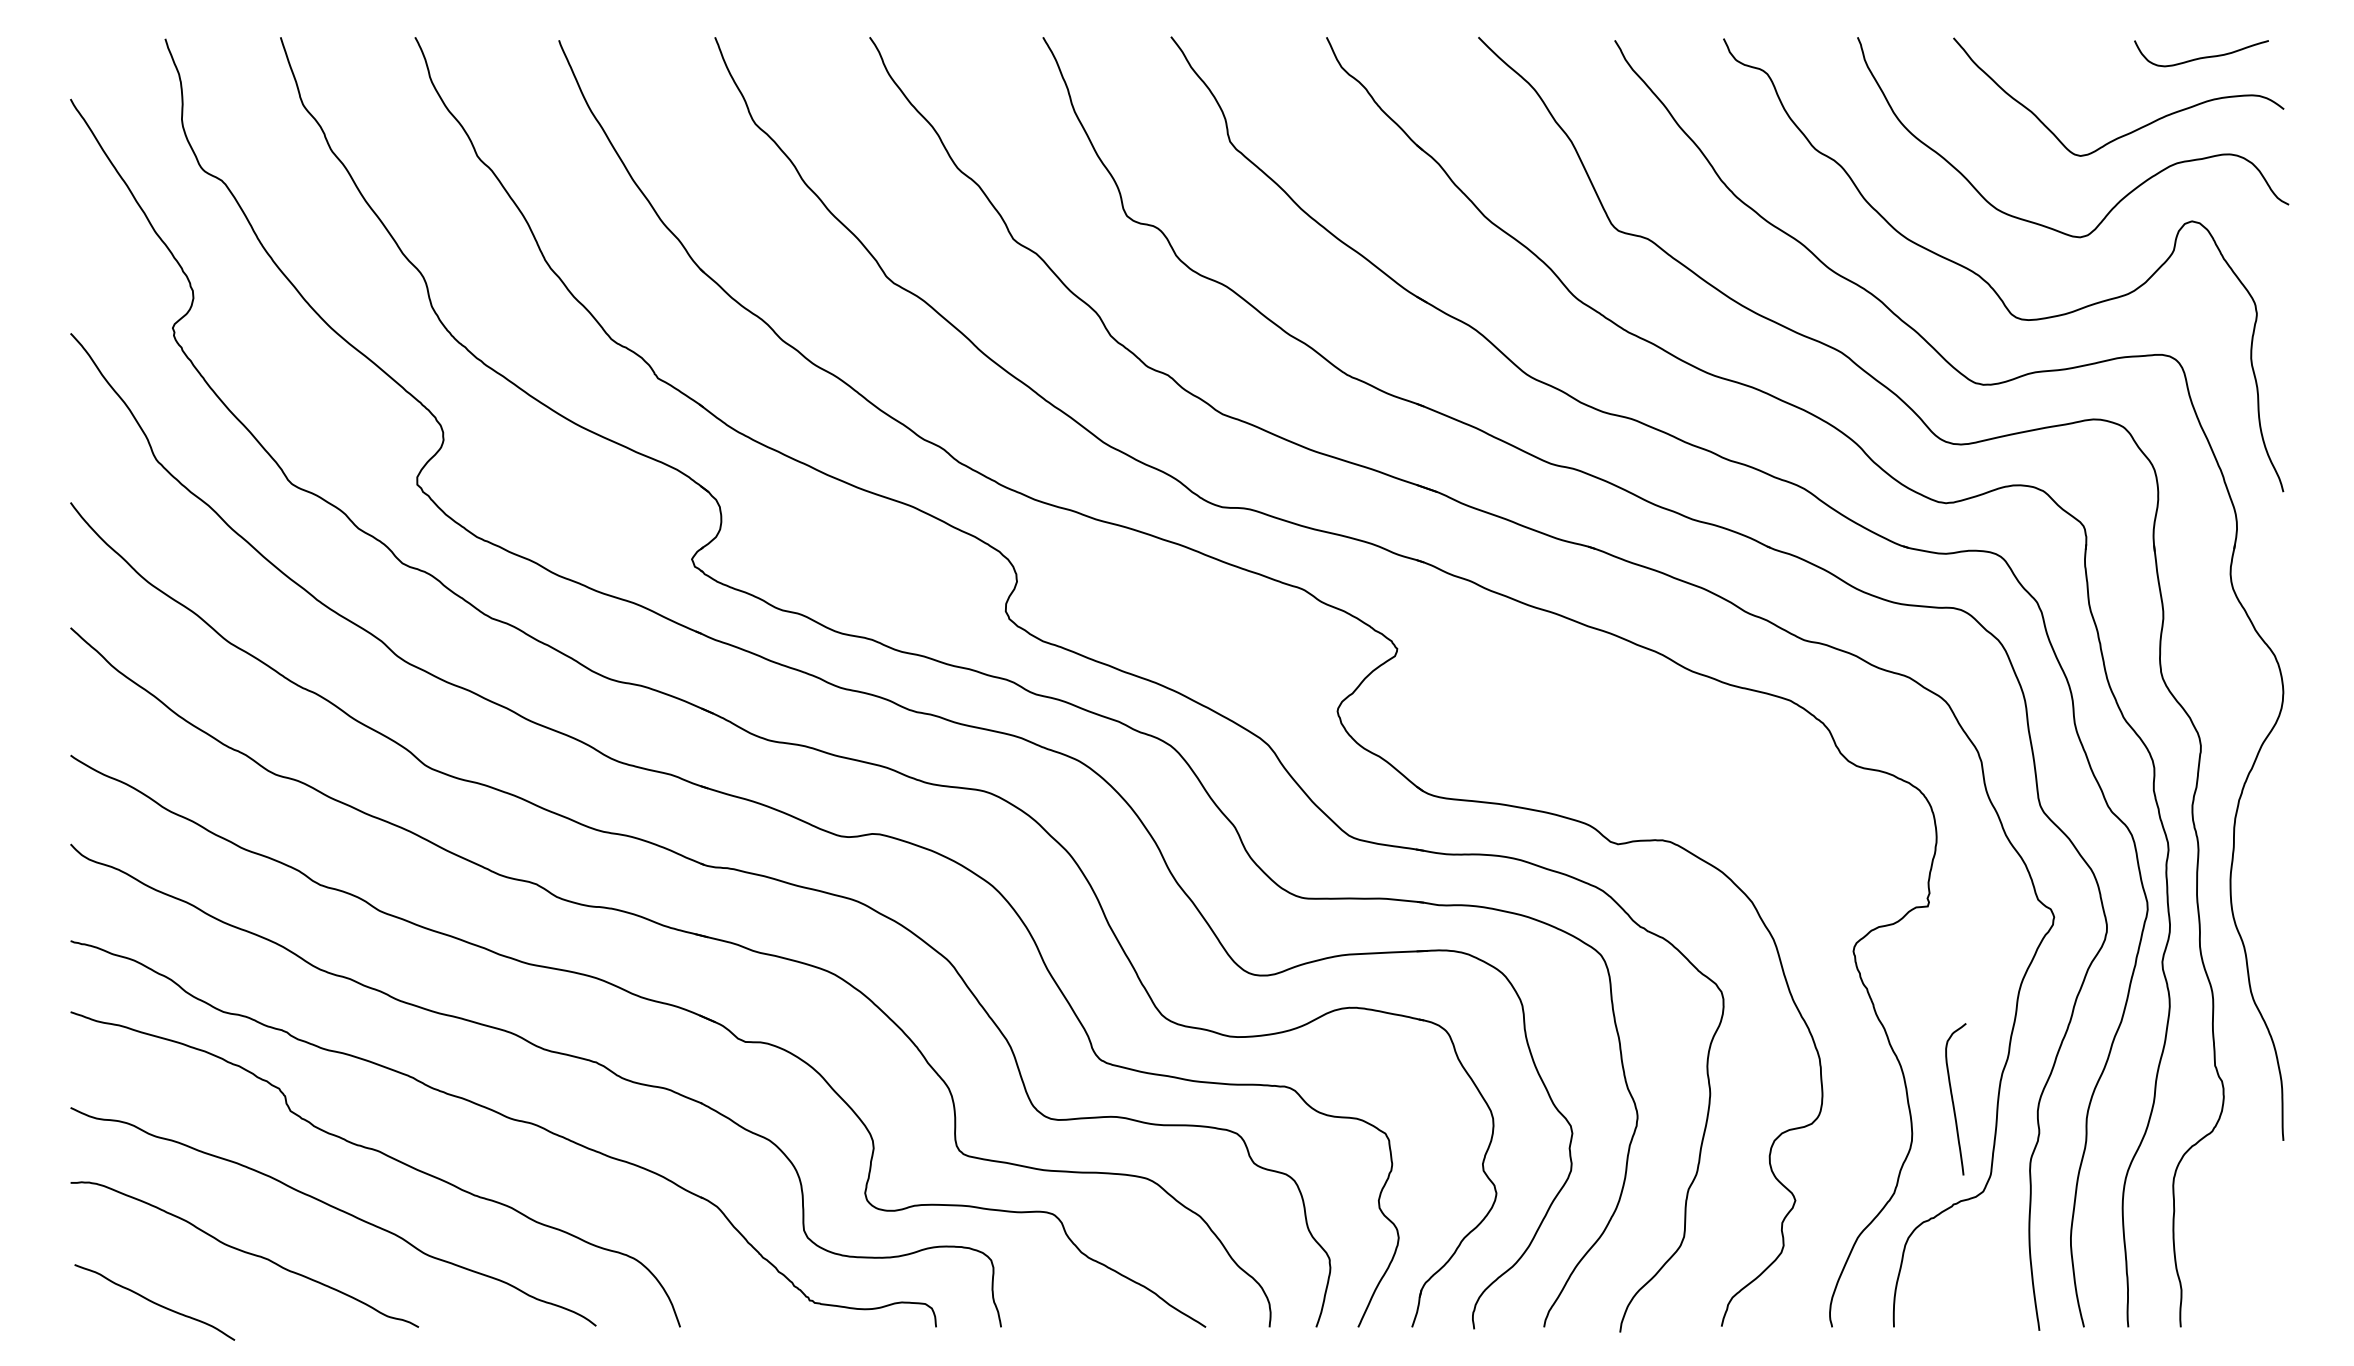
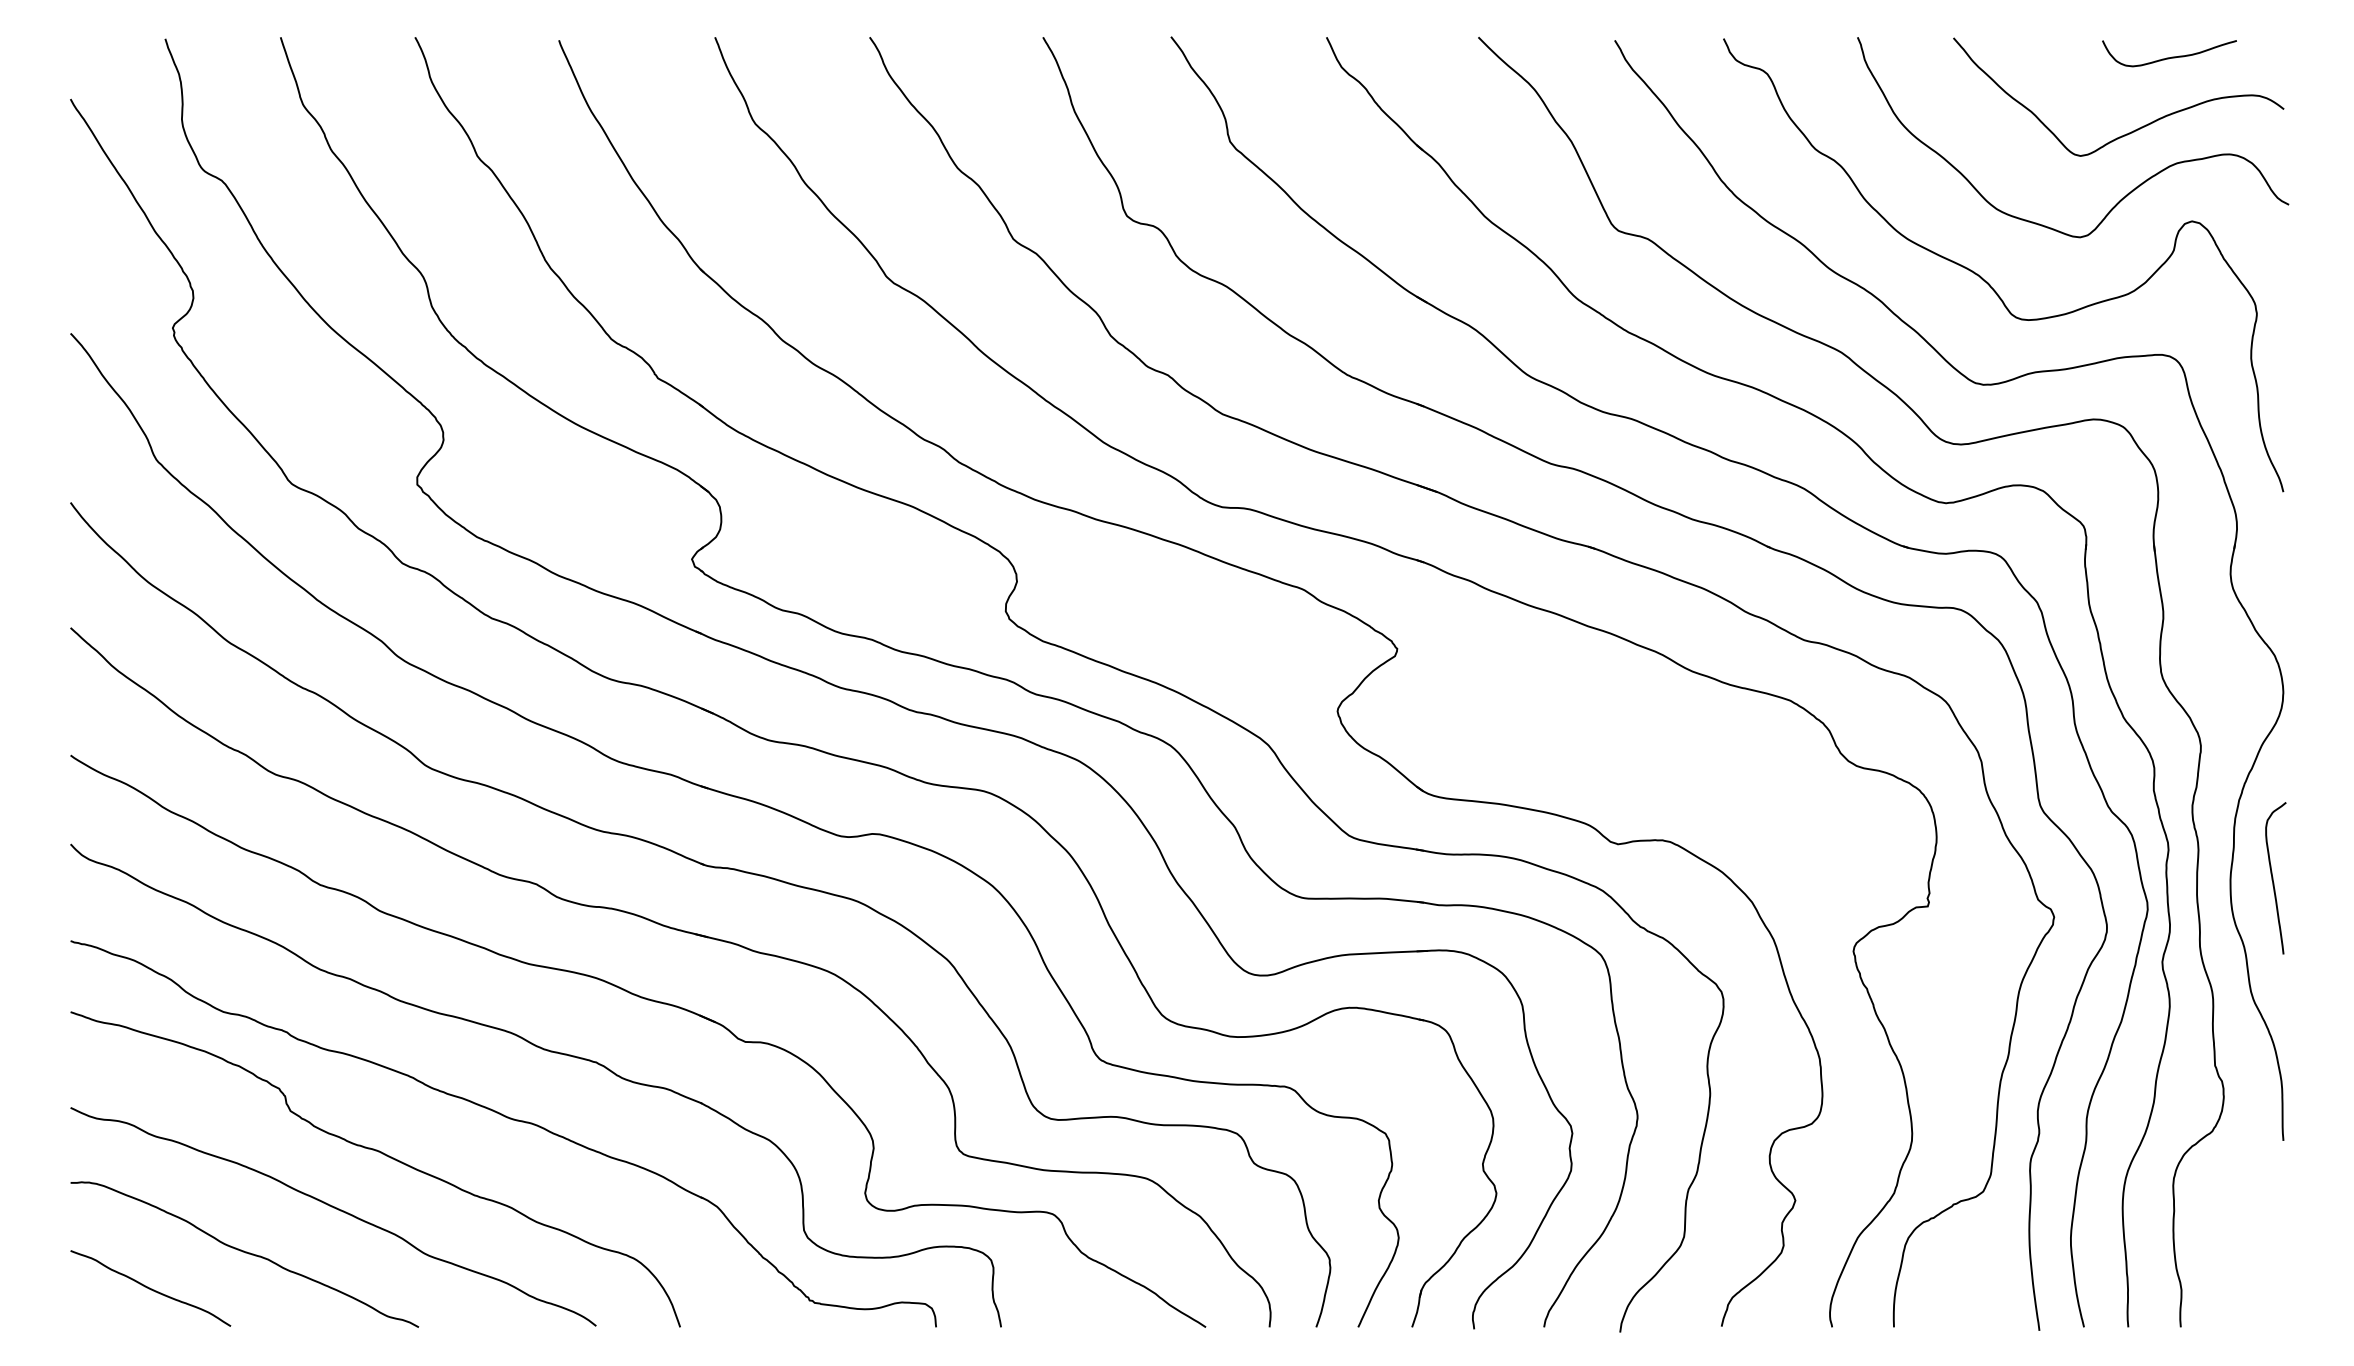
curve position: (2203, 56) -> (2171, 56) (2171, 56)
curve position: (1953, 1099) -> (2273, 878) (2273, 878)
curve position: (154, 1302) -> (150, 1288) (150, 1288)
